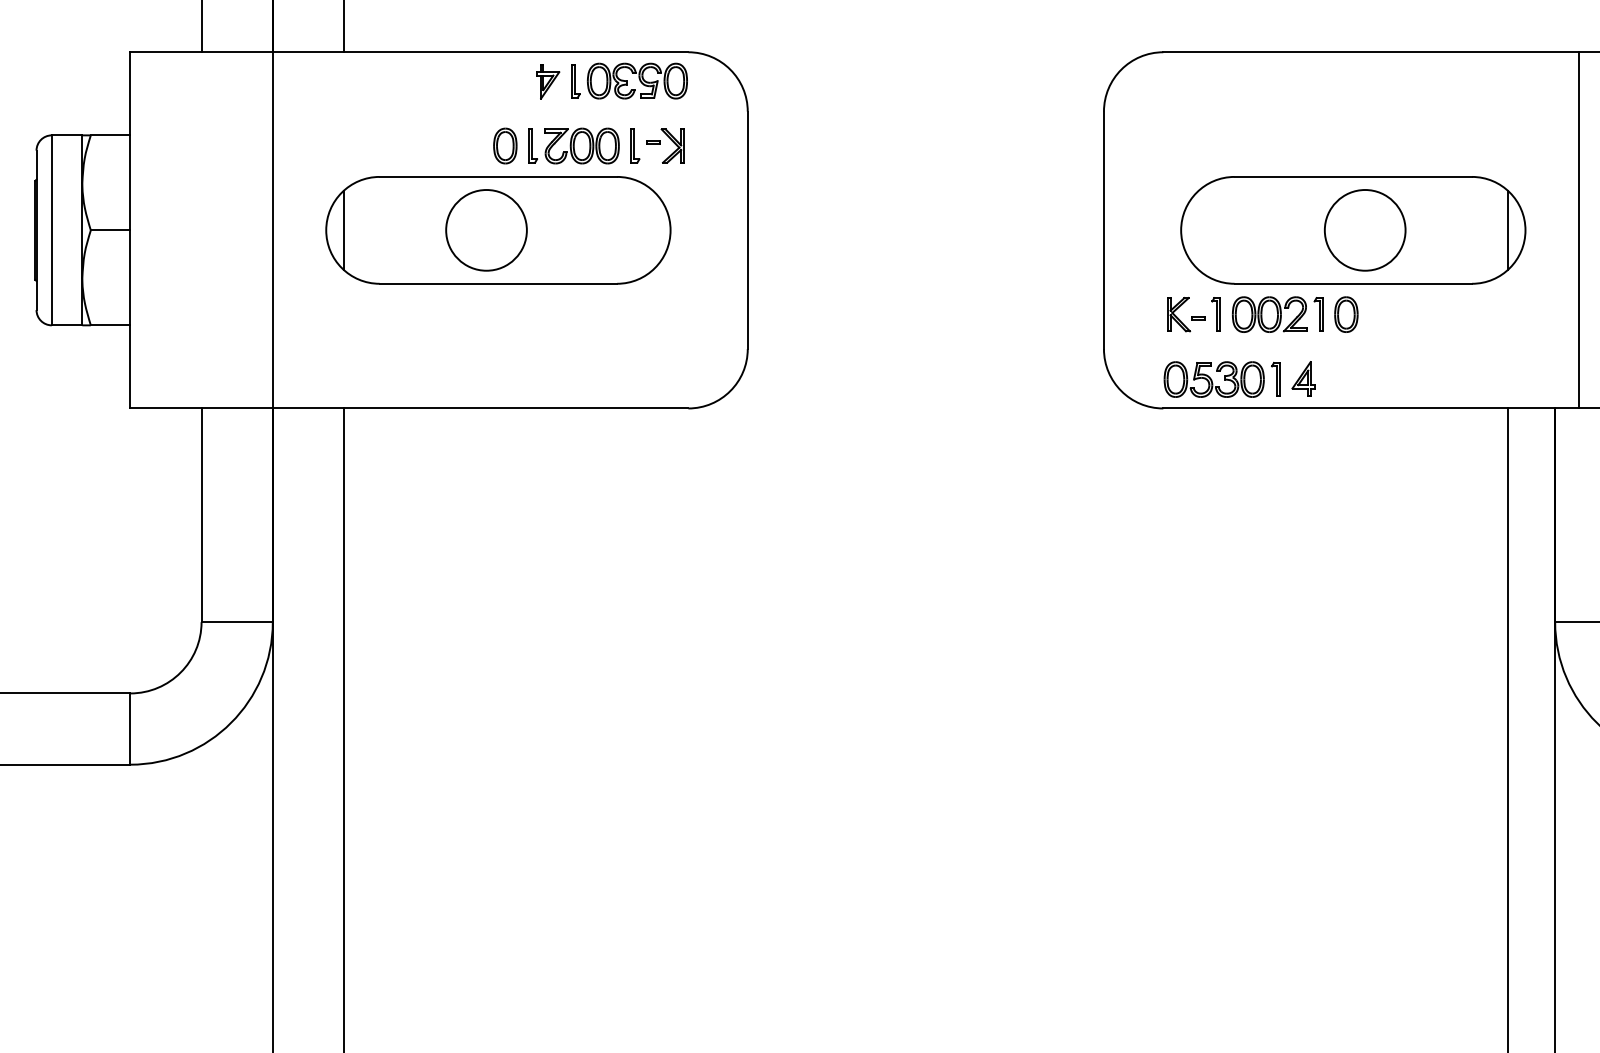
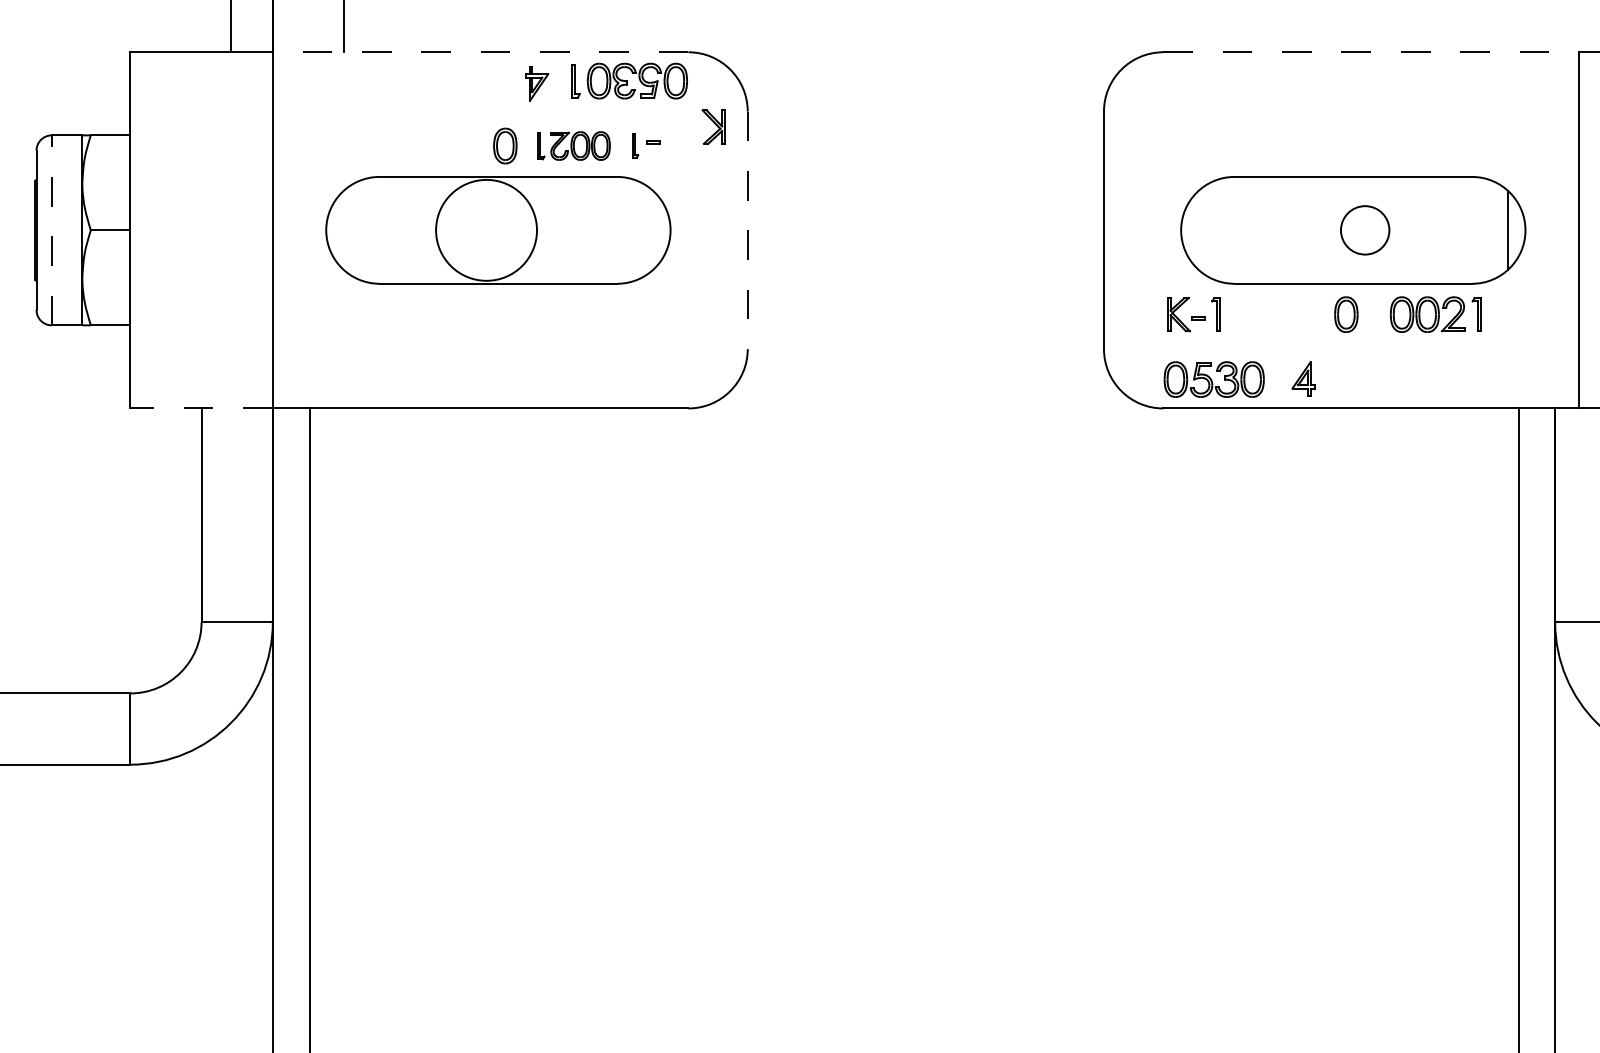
line position: (201, 27) -> (230, 27) (230, 27)
line: solid -> dashed (480, 52)
line: solid -> dashed (1371, 52)
part position: (548, 81) -> (537, 83) (537, 83)
part size: 92x38 px -> 74x30 px (573, 145)
part size: 11x36 px -> 8x26 px (635, 145)
part position: (672, 145) -> (713, 126) (713, 126)
line: solid -> dashed (51, 230)
line: present -> none (344, 230)
circle diameter: 81 px -> 101 px (486, 229)
line: solid -> dashed (747, 230)
circle diameter: 81 px -> 48 px (1364, 230)
part position: (1277, 314) -> (1435, 314) (1435, 314)
part: present -> none (1275, 378)
line: solid -> dashed (201, 408)
line position: (344, 728) -> (310, 728) (310, 728)
line position: (1507, 728) -> (1518, 728) (1518, 728)
